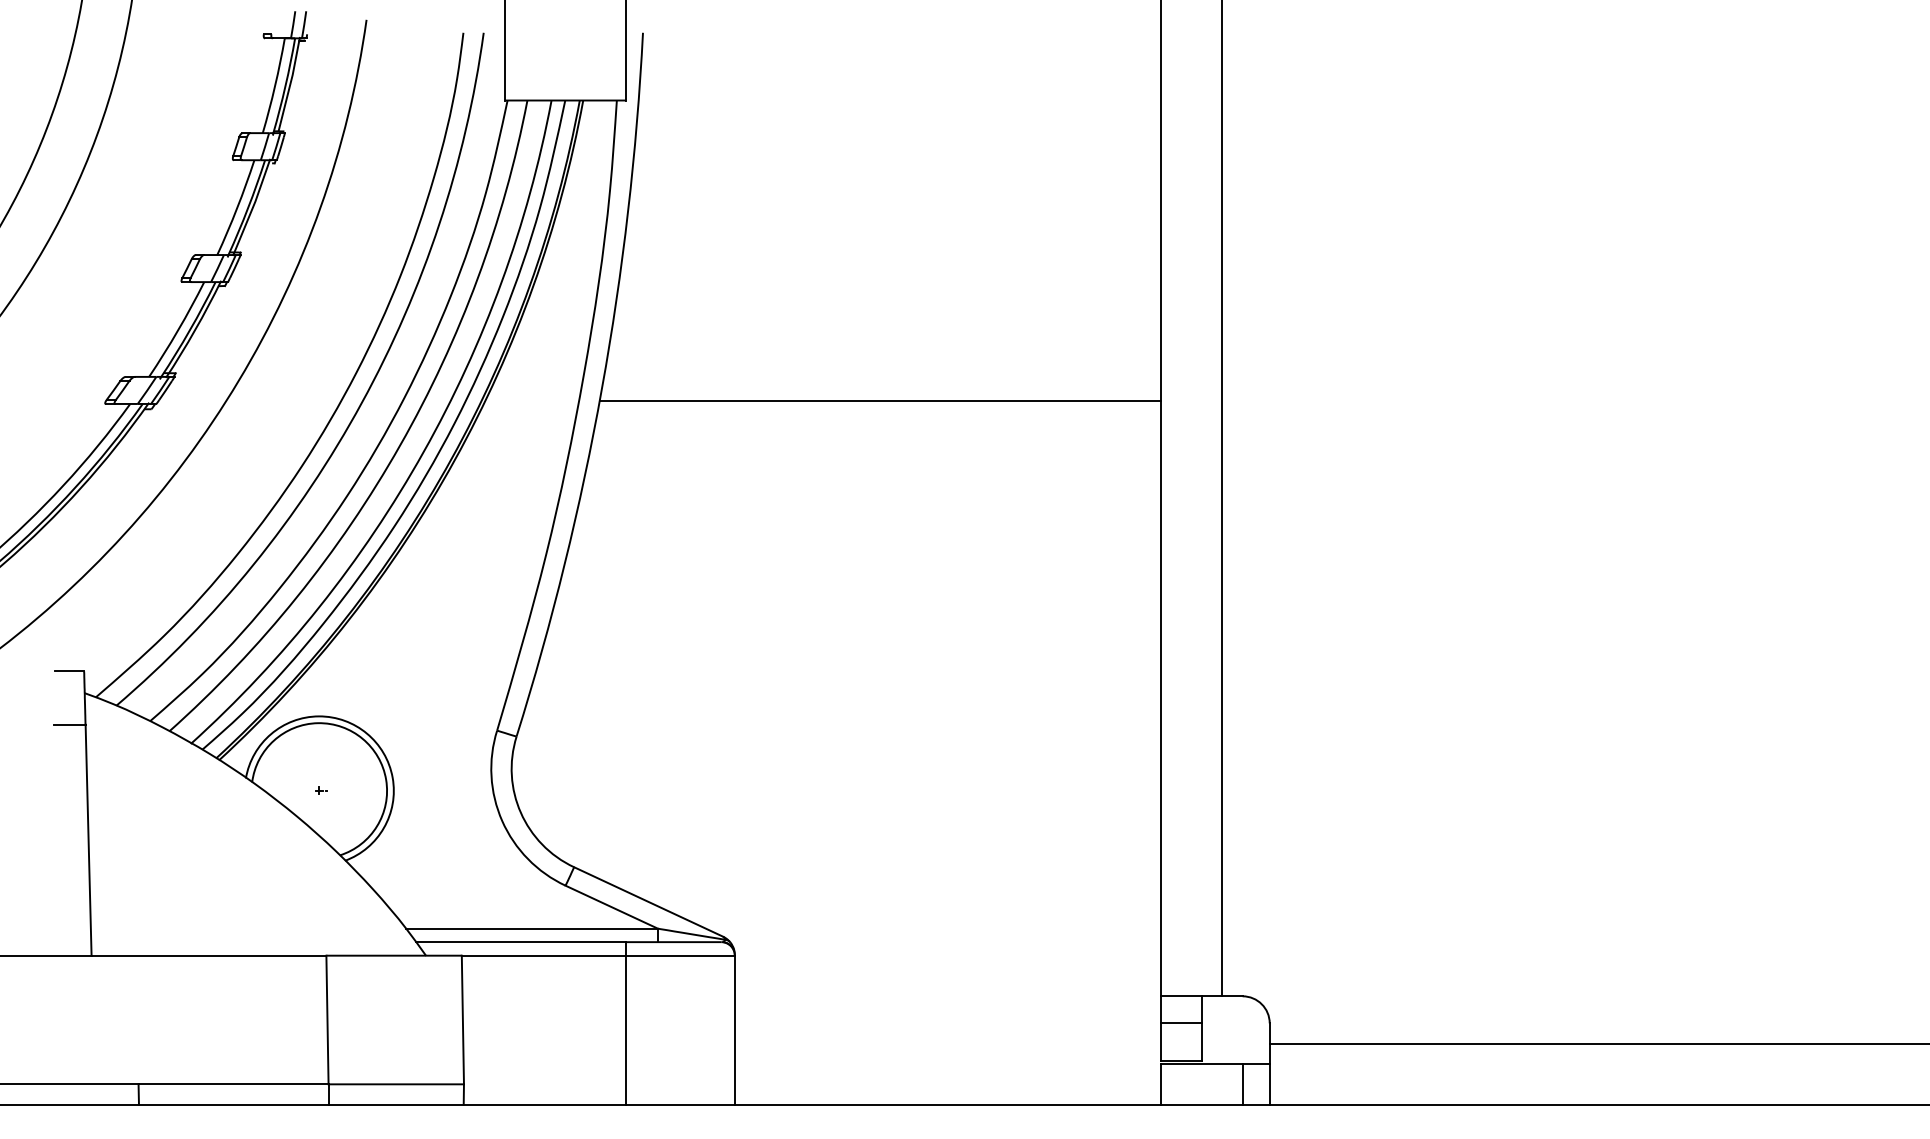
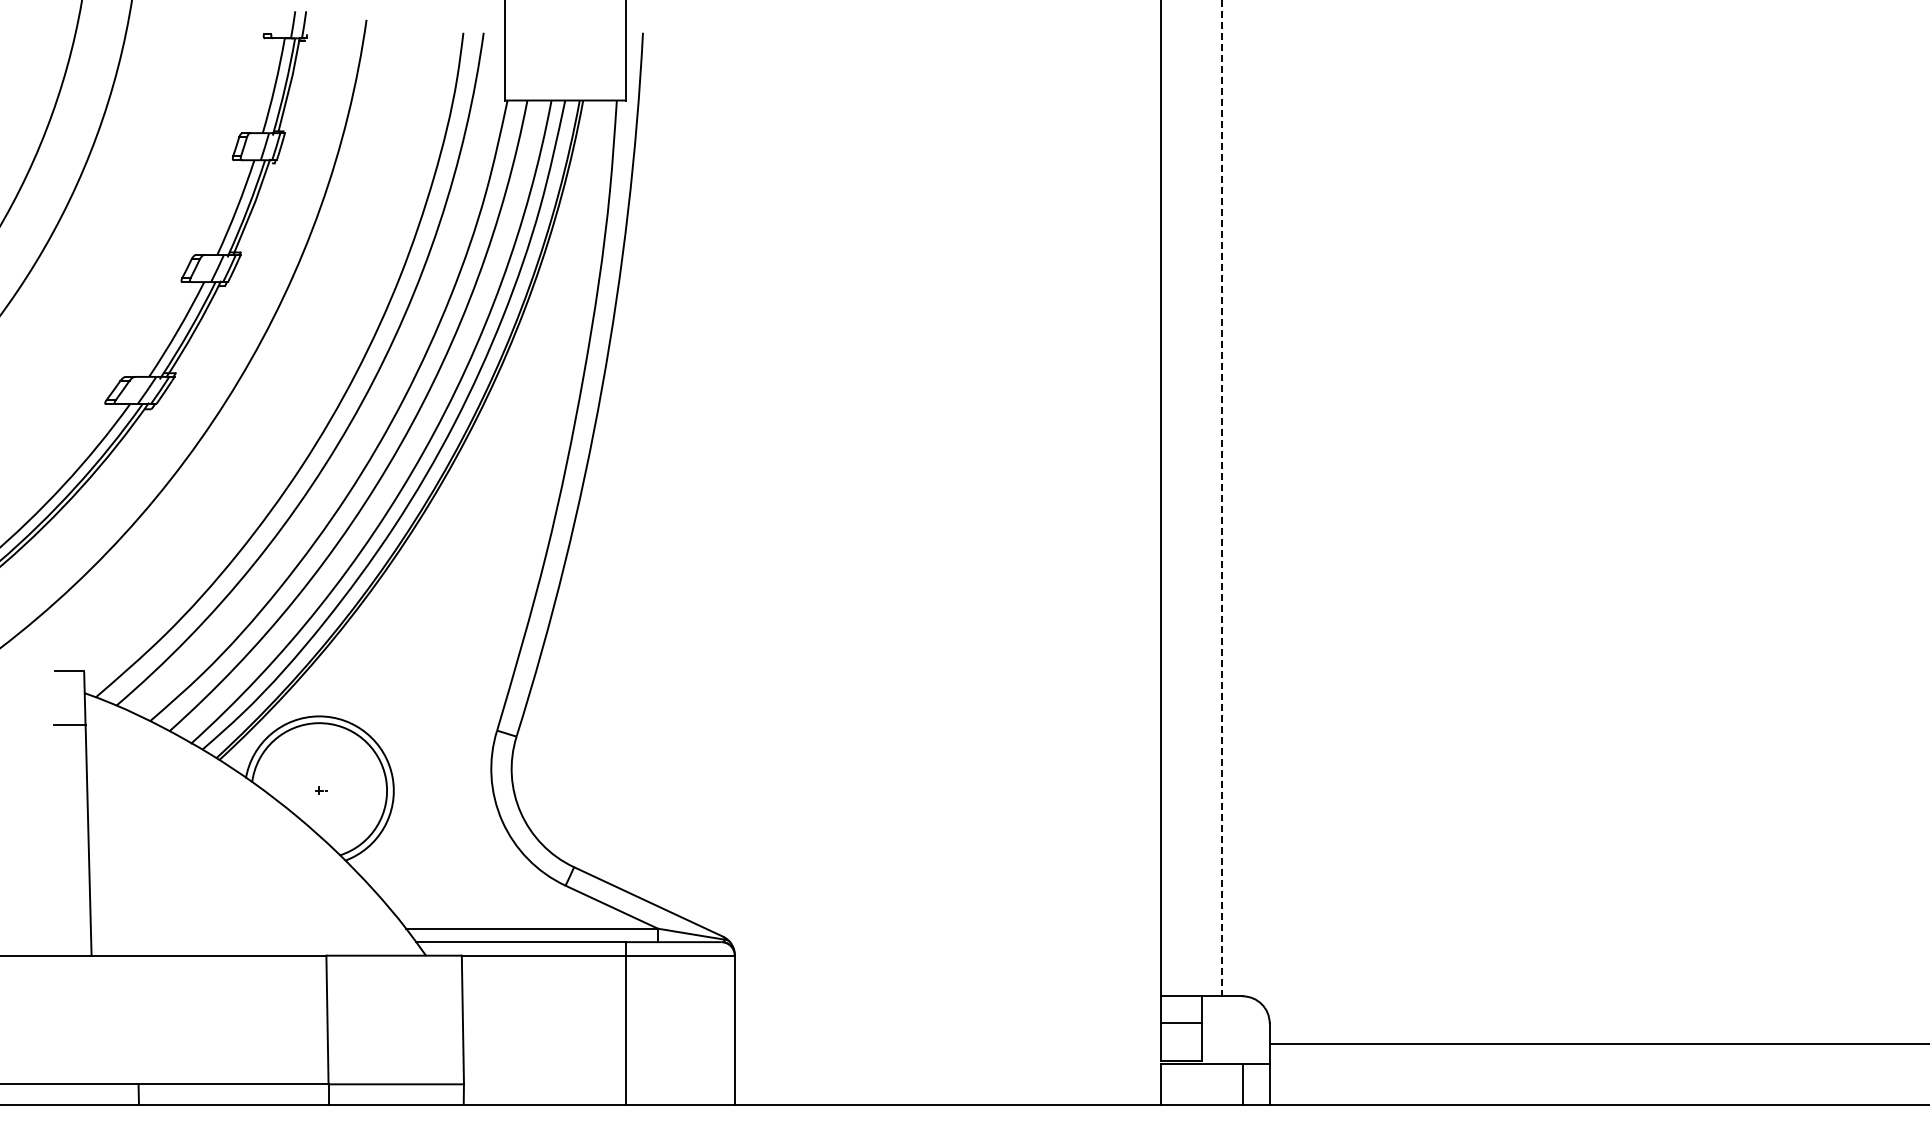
line: present -> none (880, 401)
line: solid -> dashed (1222, 498)
